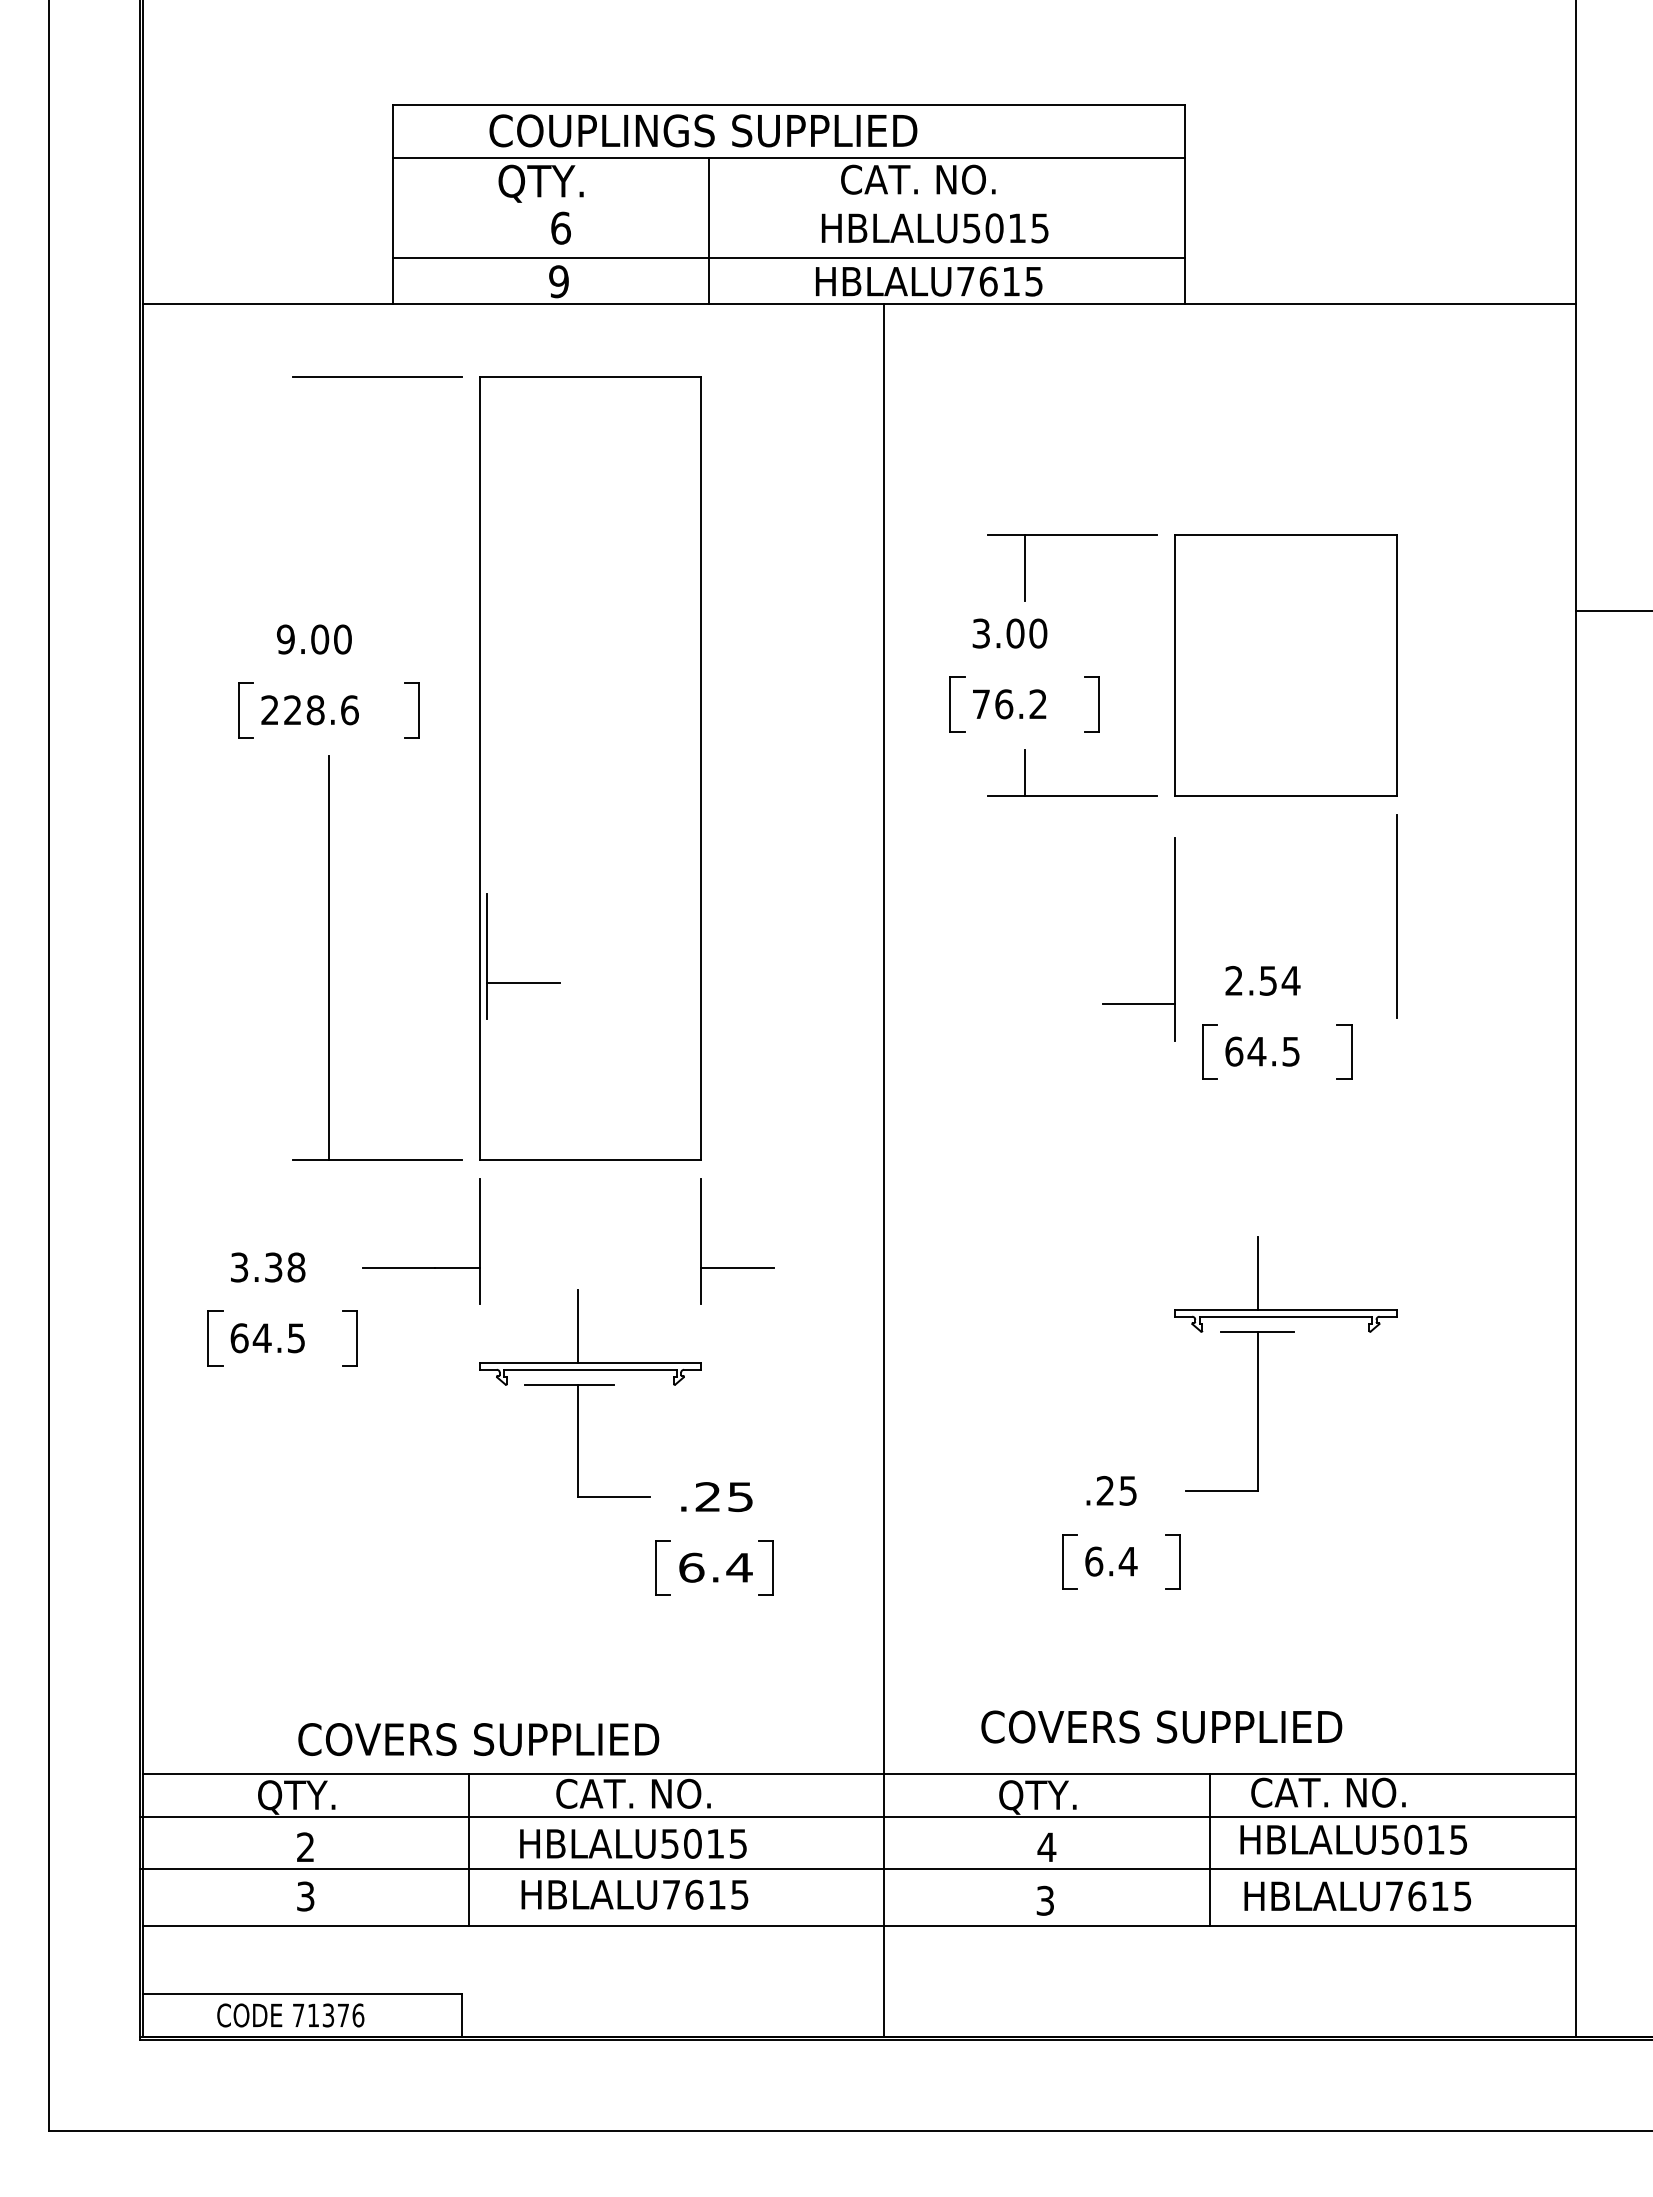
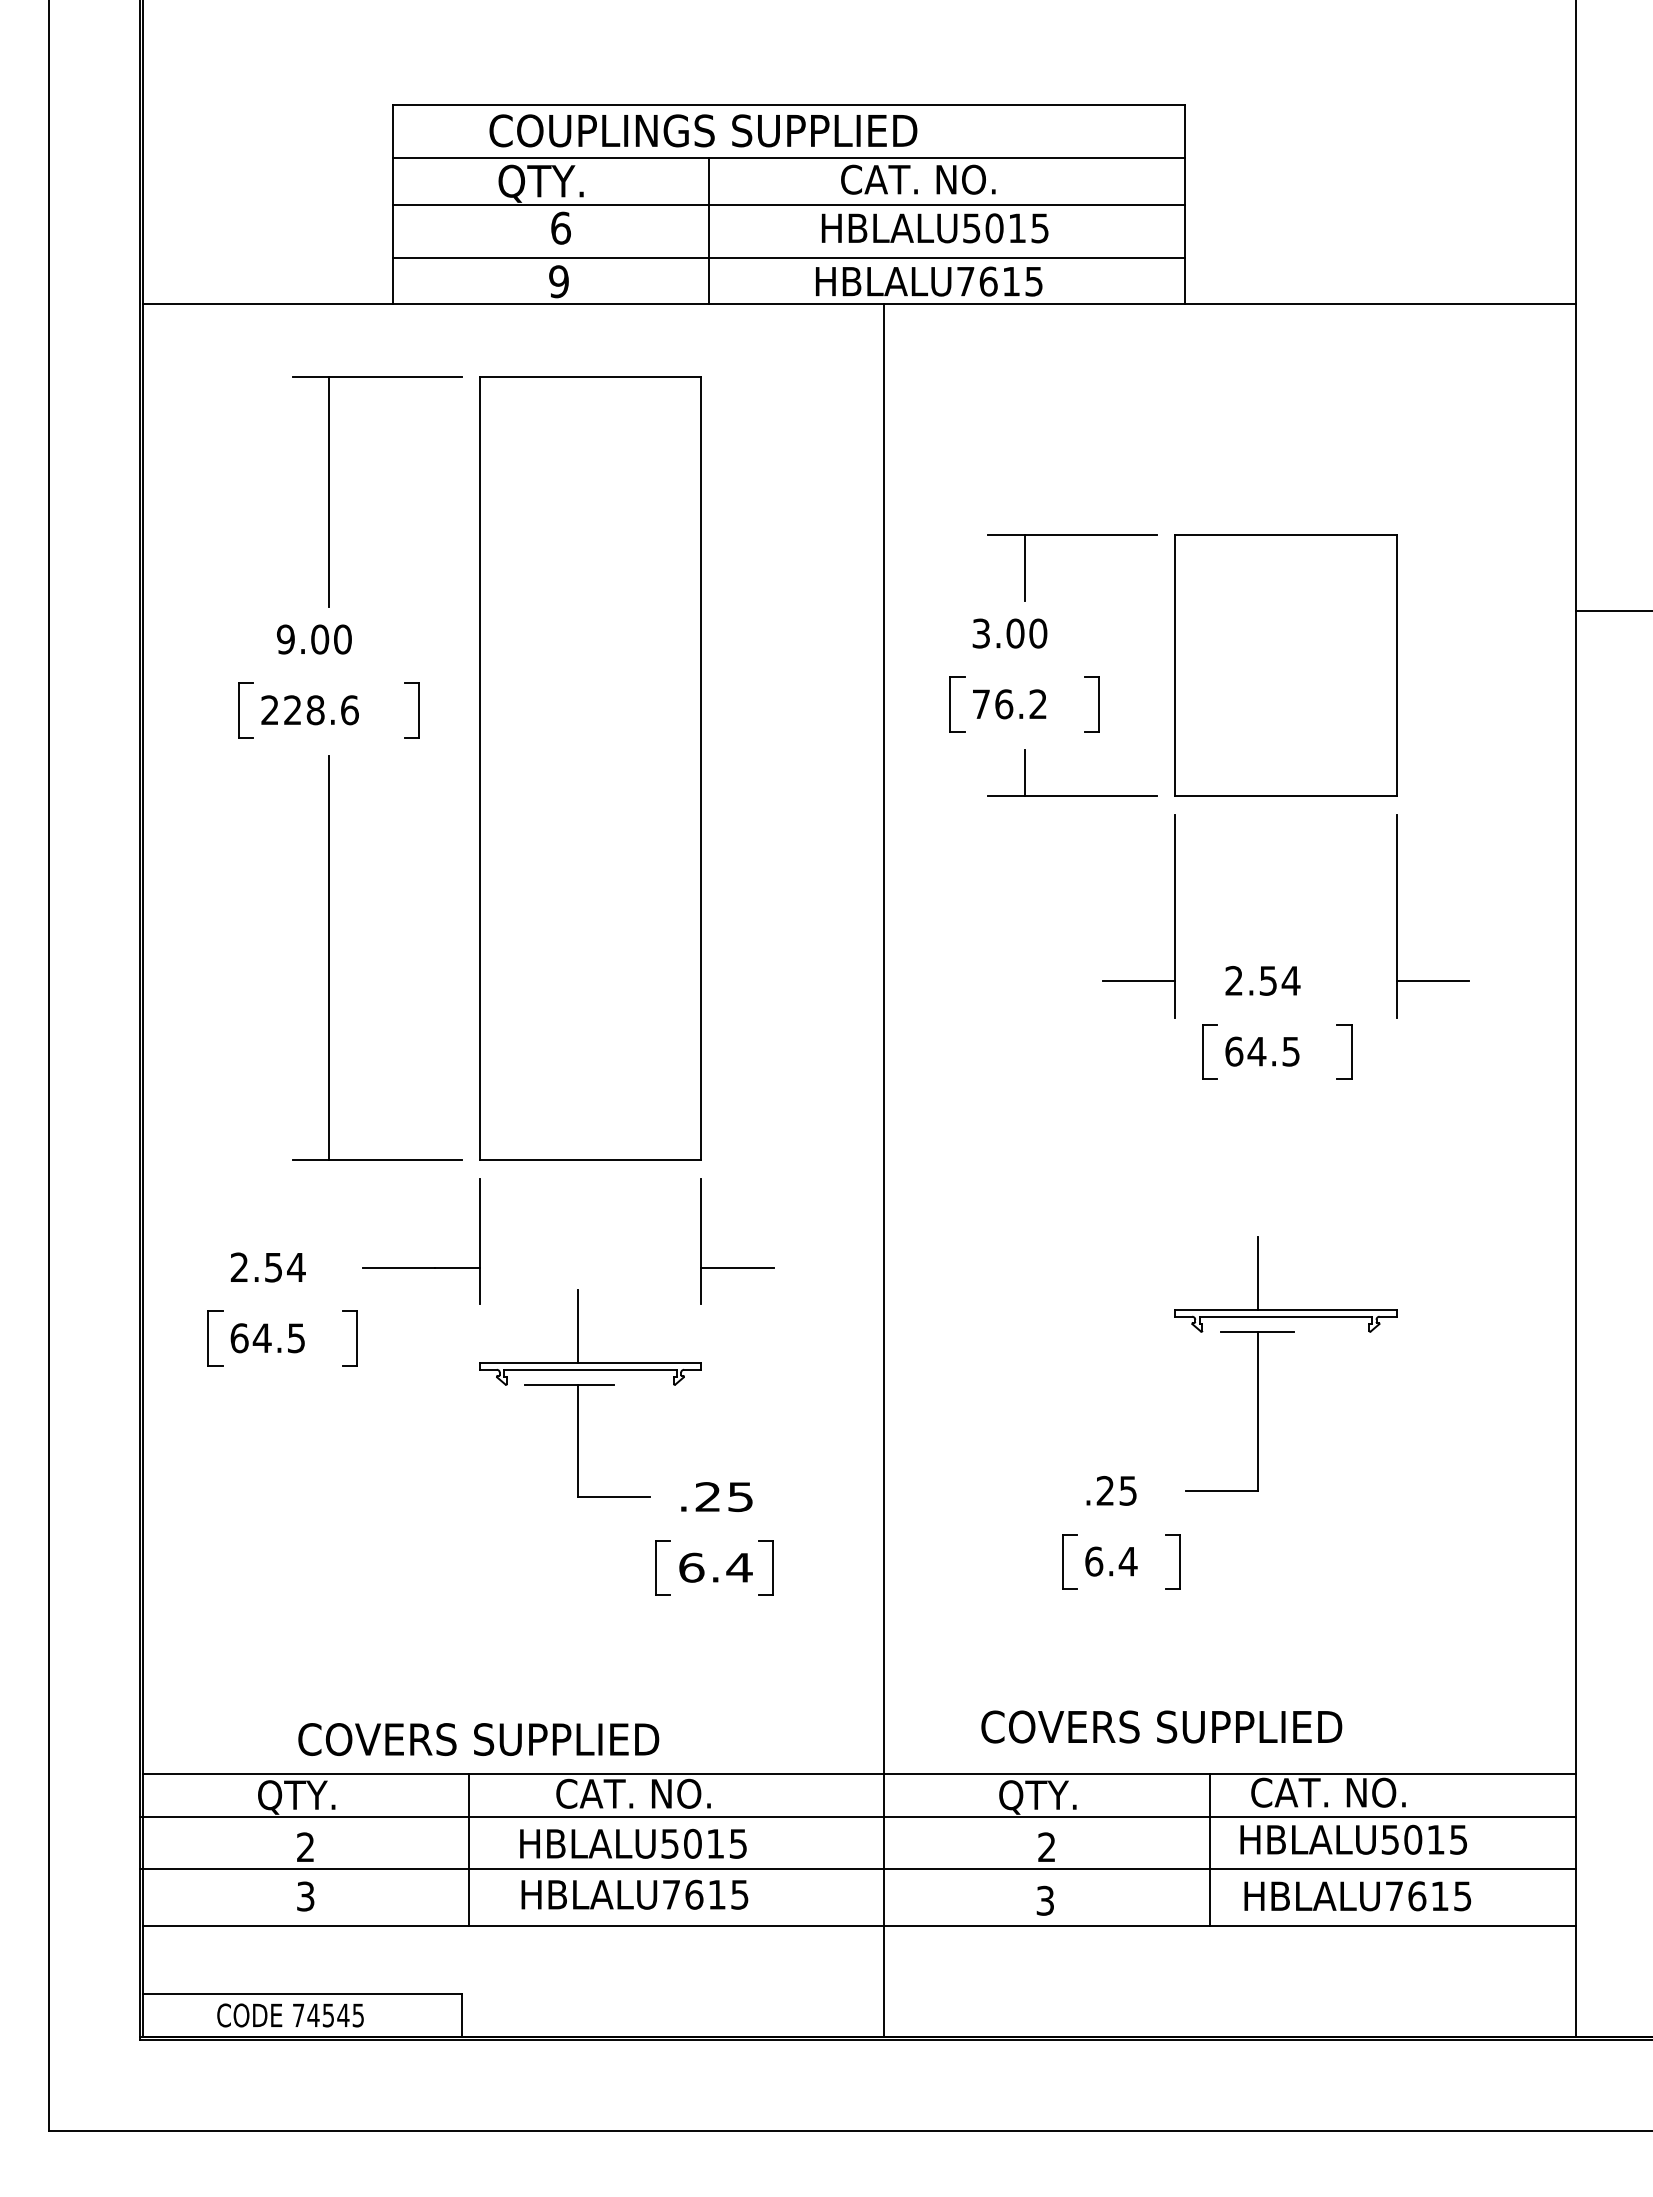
line: none -> present (789, 205)
line: none -> present (329, 491)
part position: (1174, 939) -> (1174, 916) (1174, 916)
line: none -> present (1432, 981)
part: present -> none (523, 982)
text: 3.38 -> 2.54 (267, 1267)
text: 4 -> 2 (1046, 1846)
text: 71376 -> 74545 (335, 2015)
